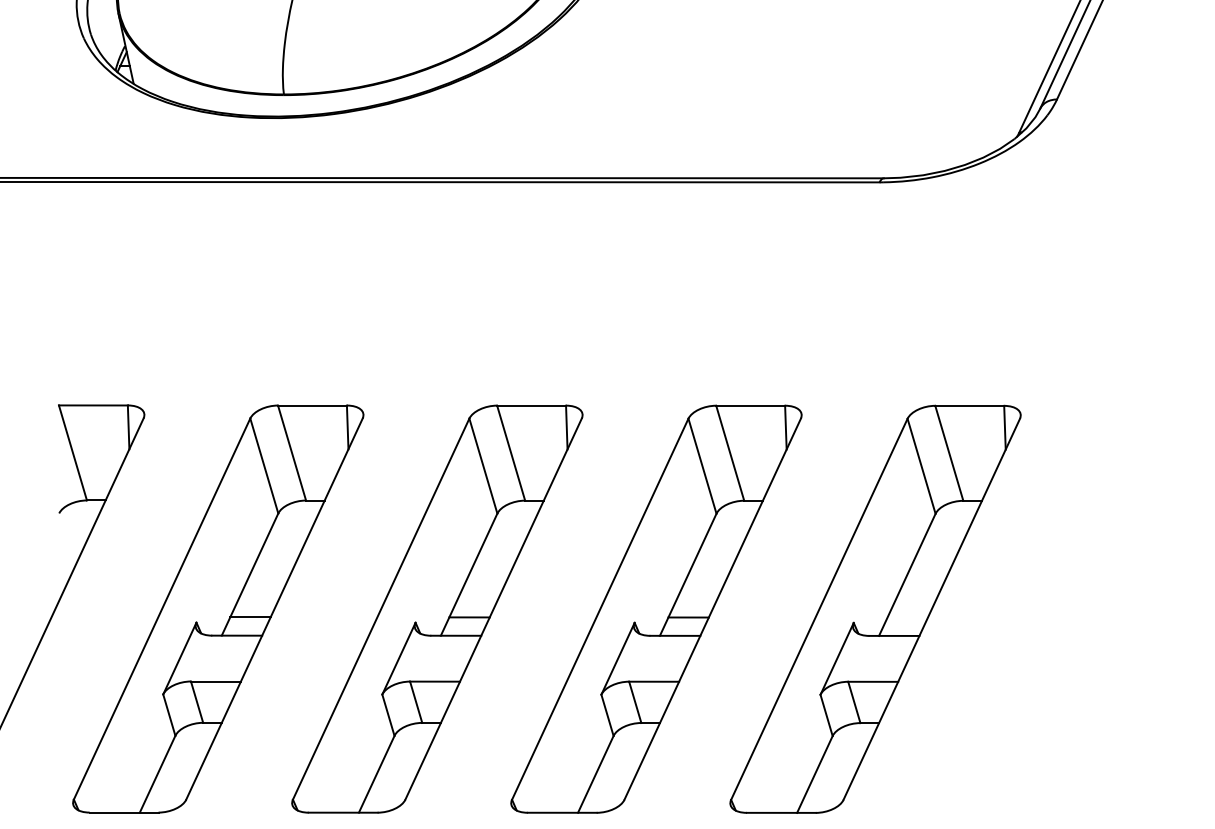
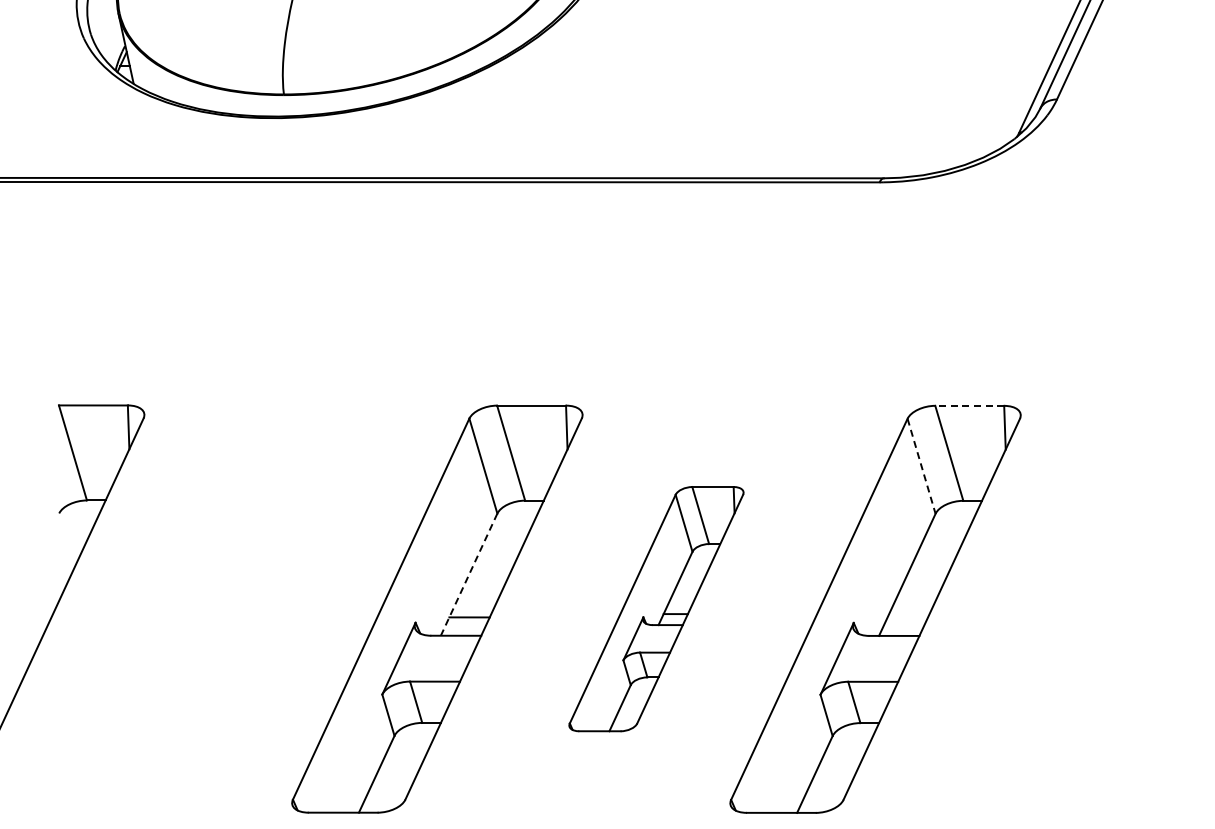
line: solid -> dashed (969, 405)
line: solid -> dashed (921, 466)
line: solid -> dashed (468, 575)
part: present -> none (218, 608)
part size: 293x410 px -> 177x247 px (656, 609)
